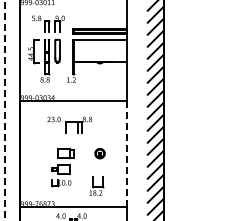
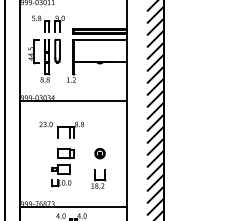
line: dashed -> solid (4, 110)
part position: (69, 124) -> (61, 129) (61, 129)
line: dashed -> solid (126, 154)
part position: (96, 185) -> (98, 178) (98, 178)
